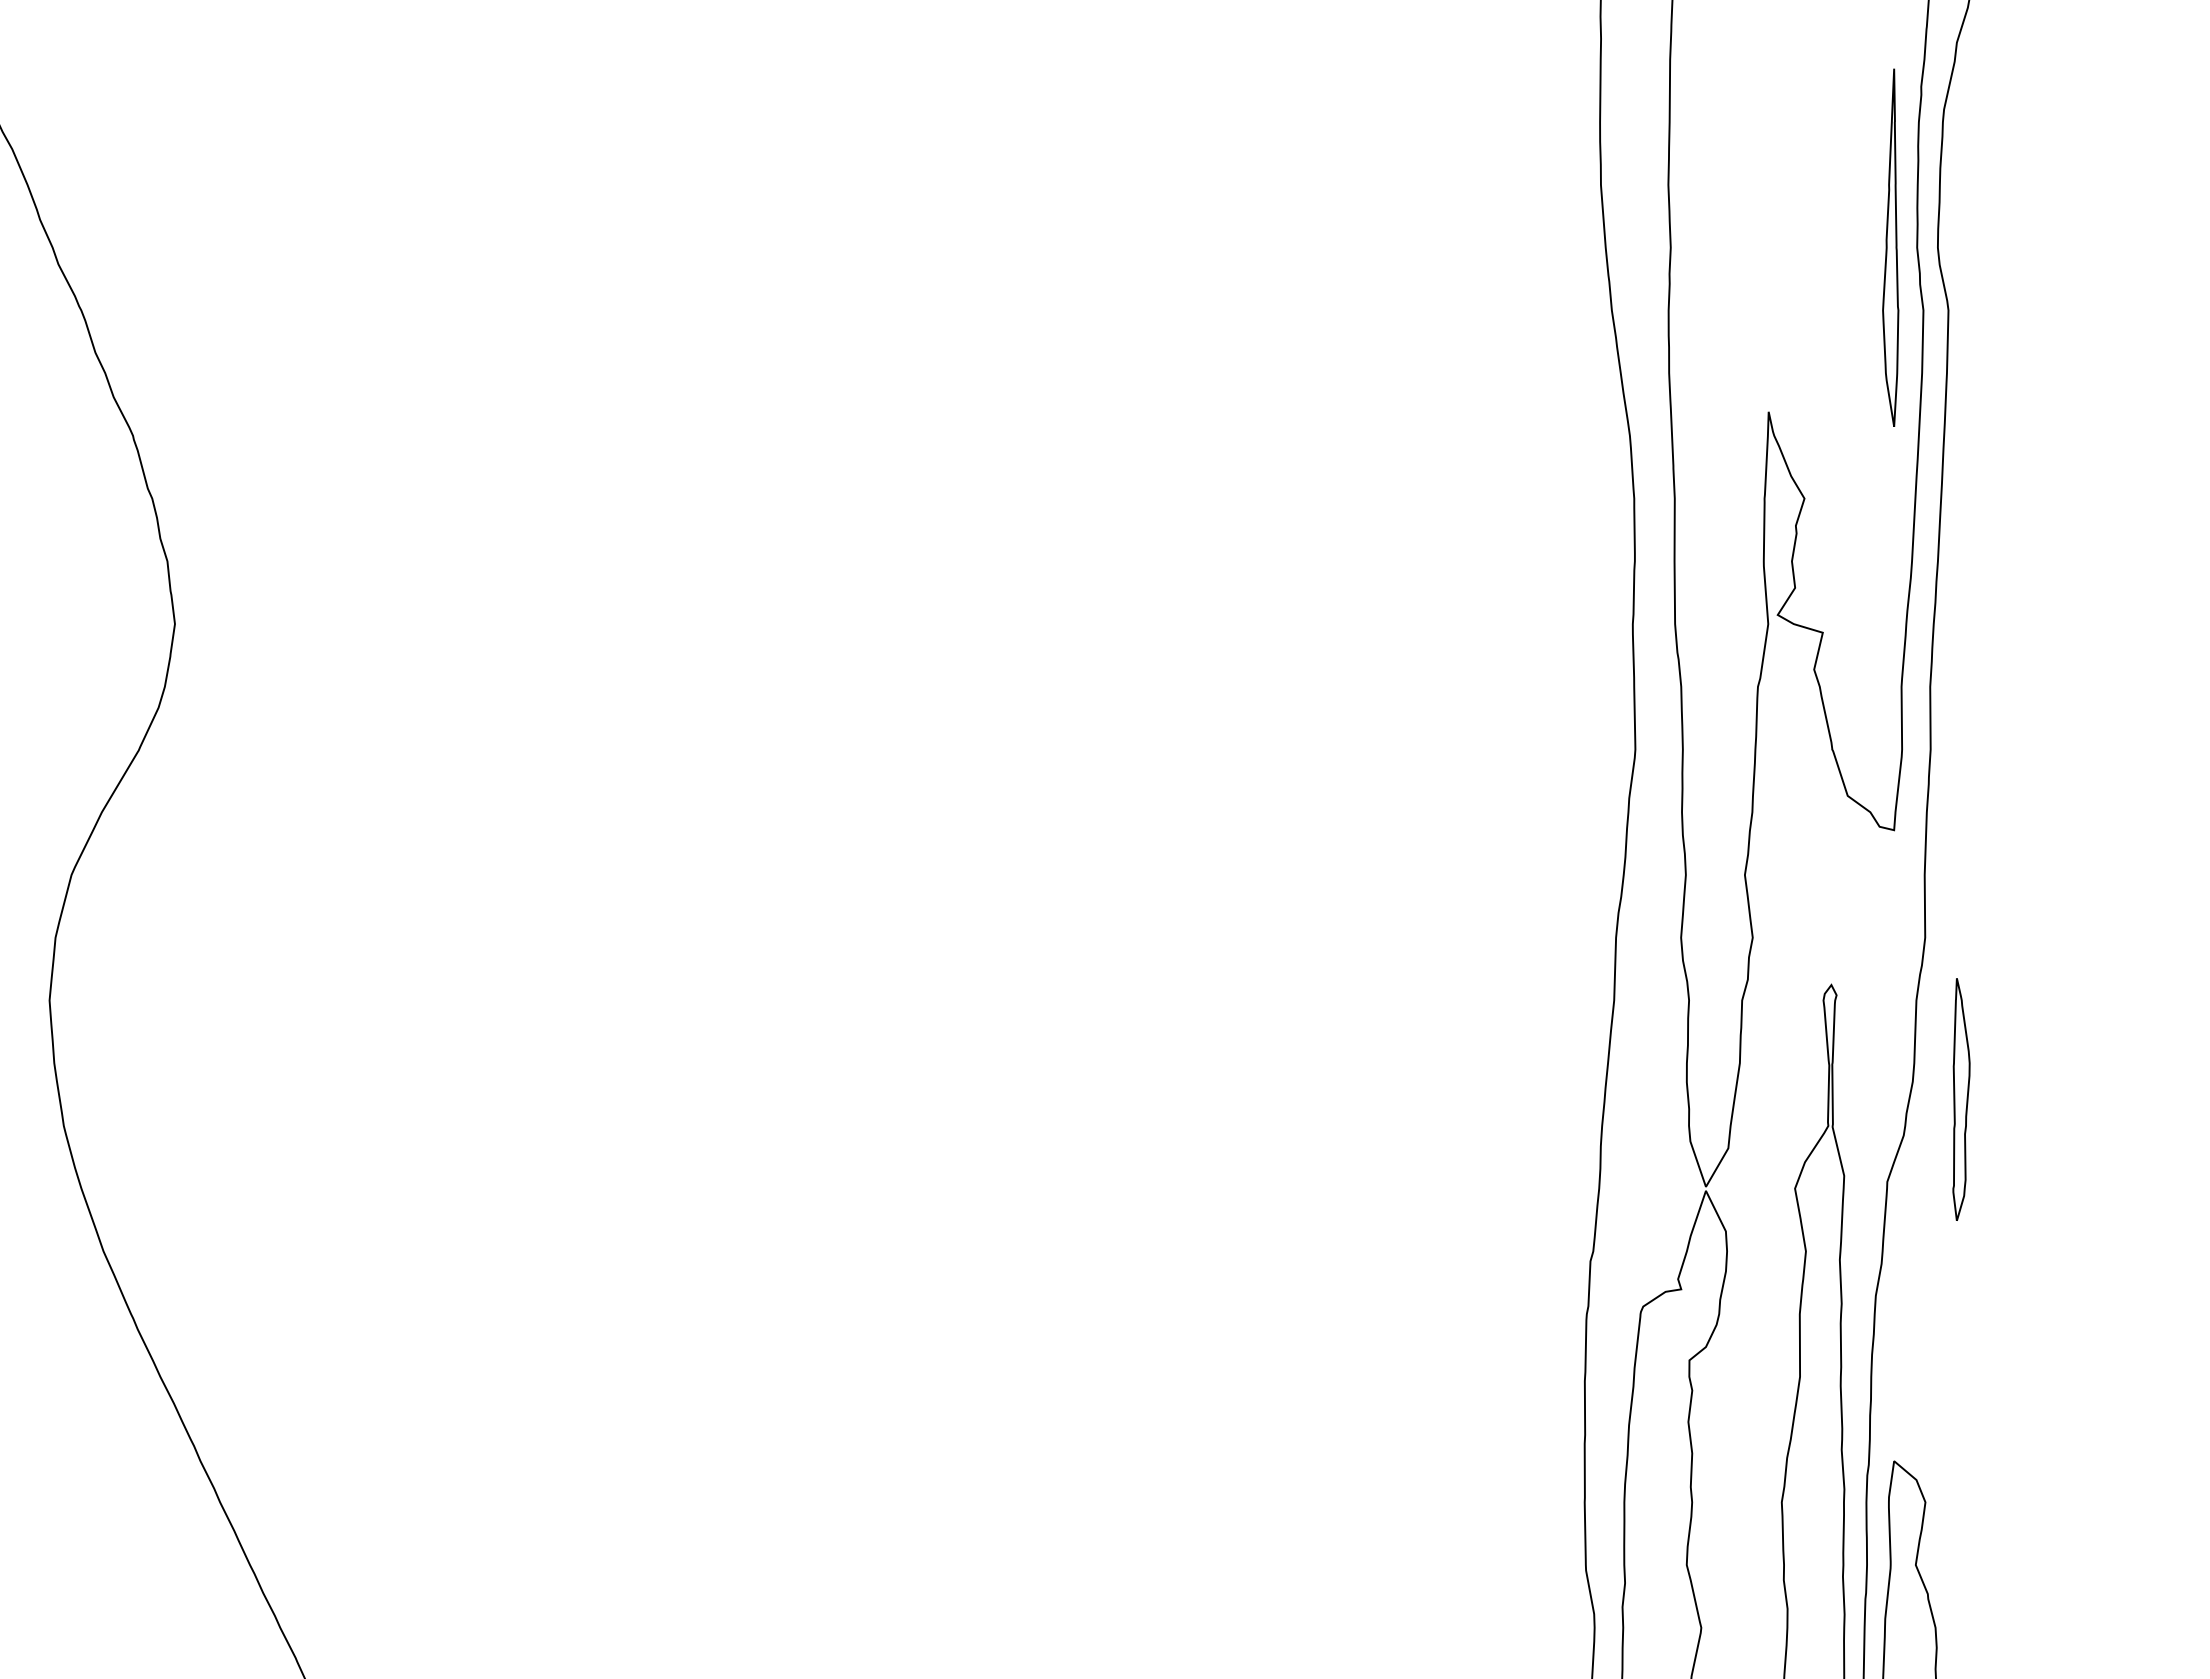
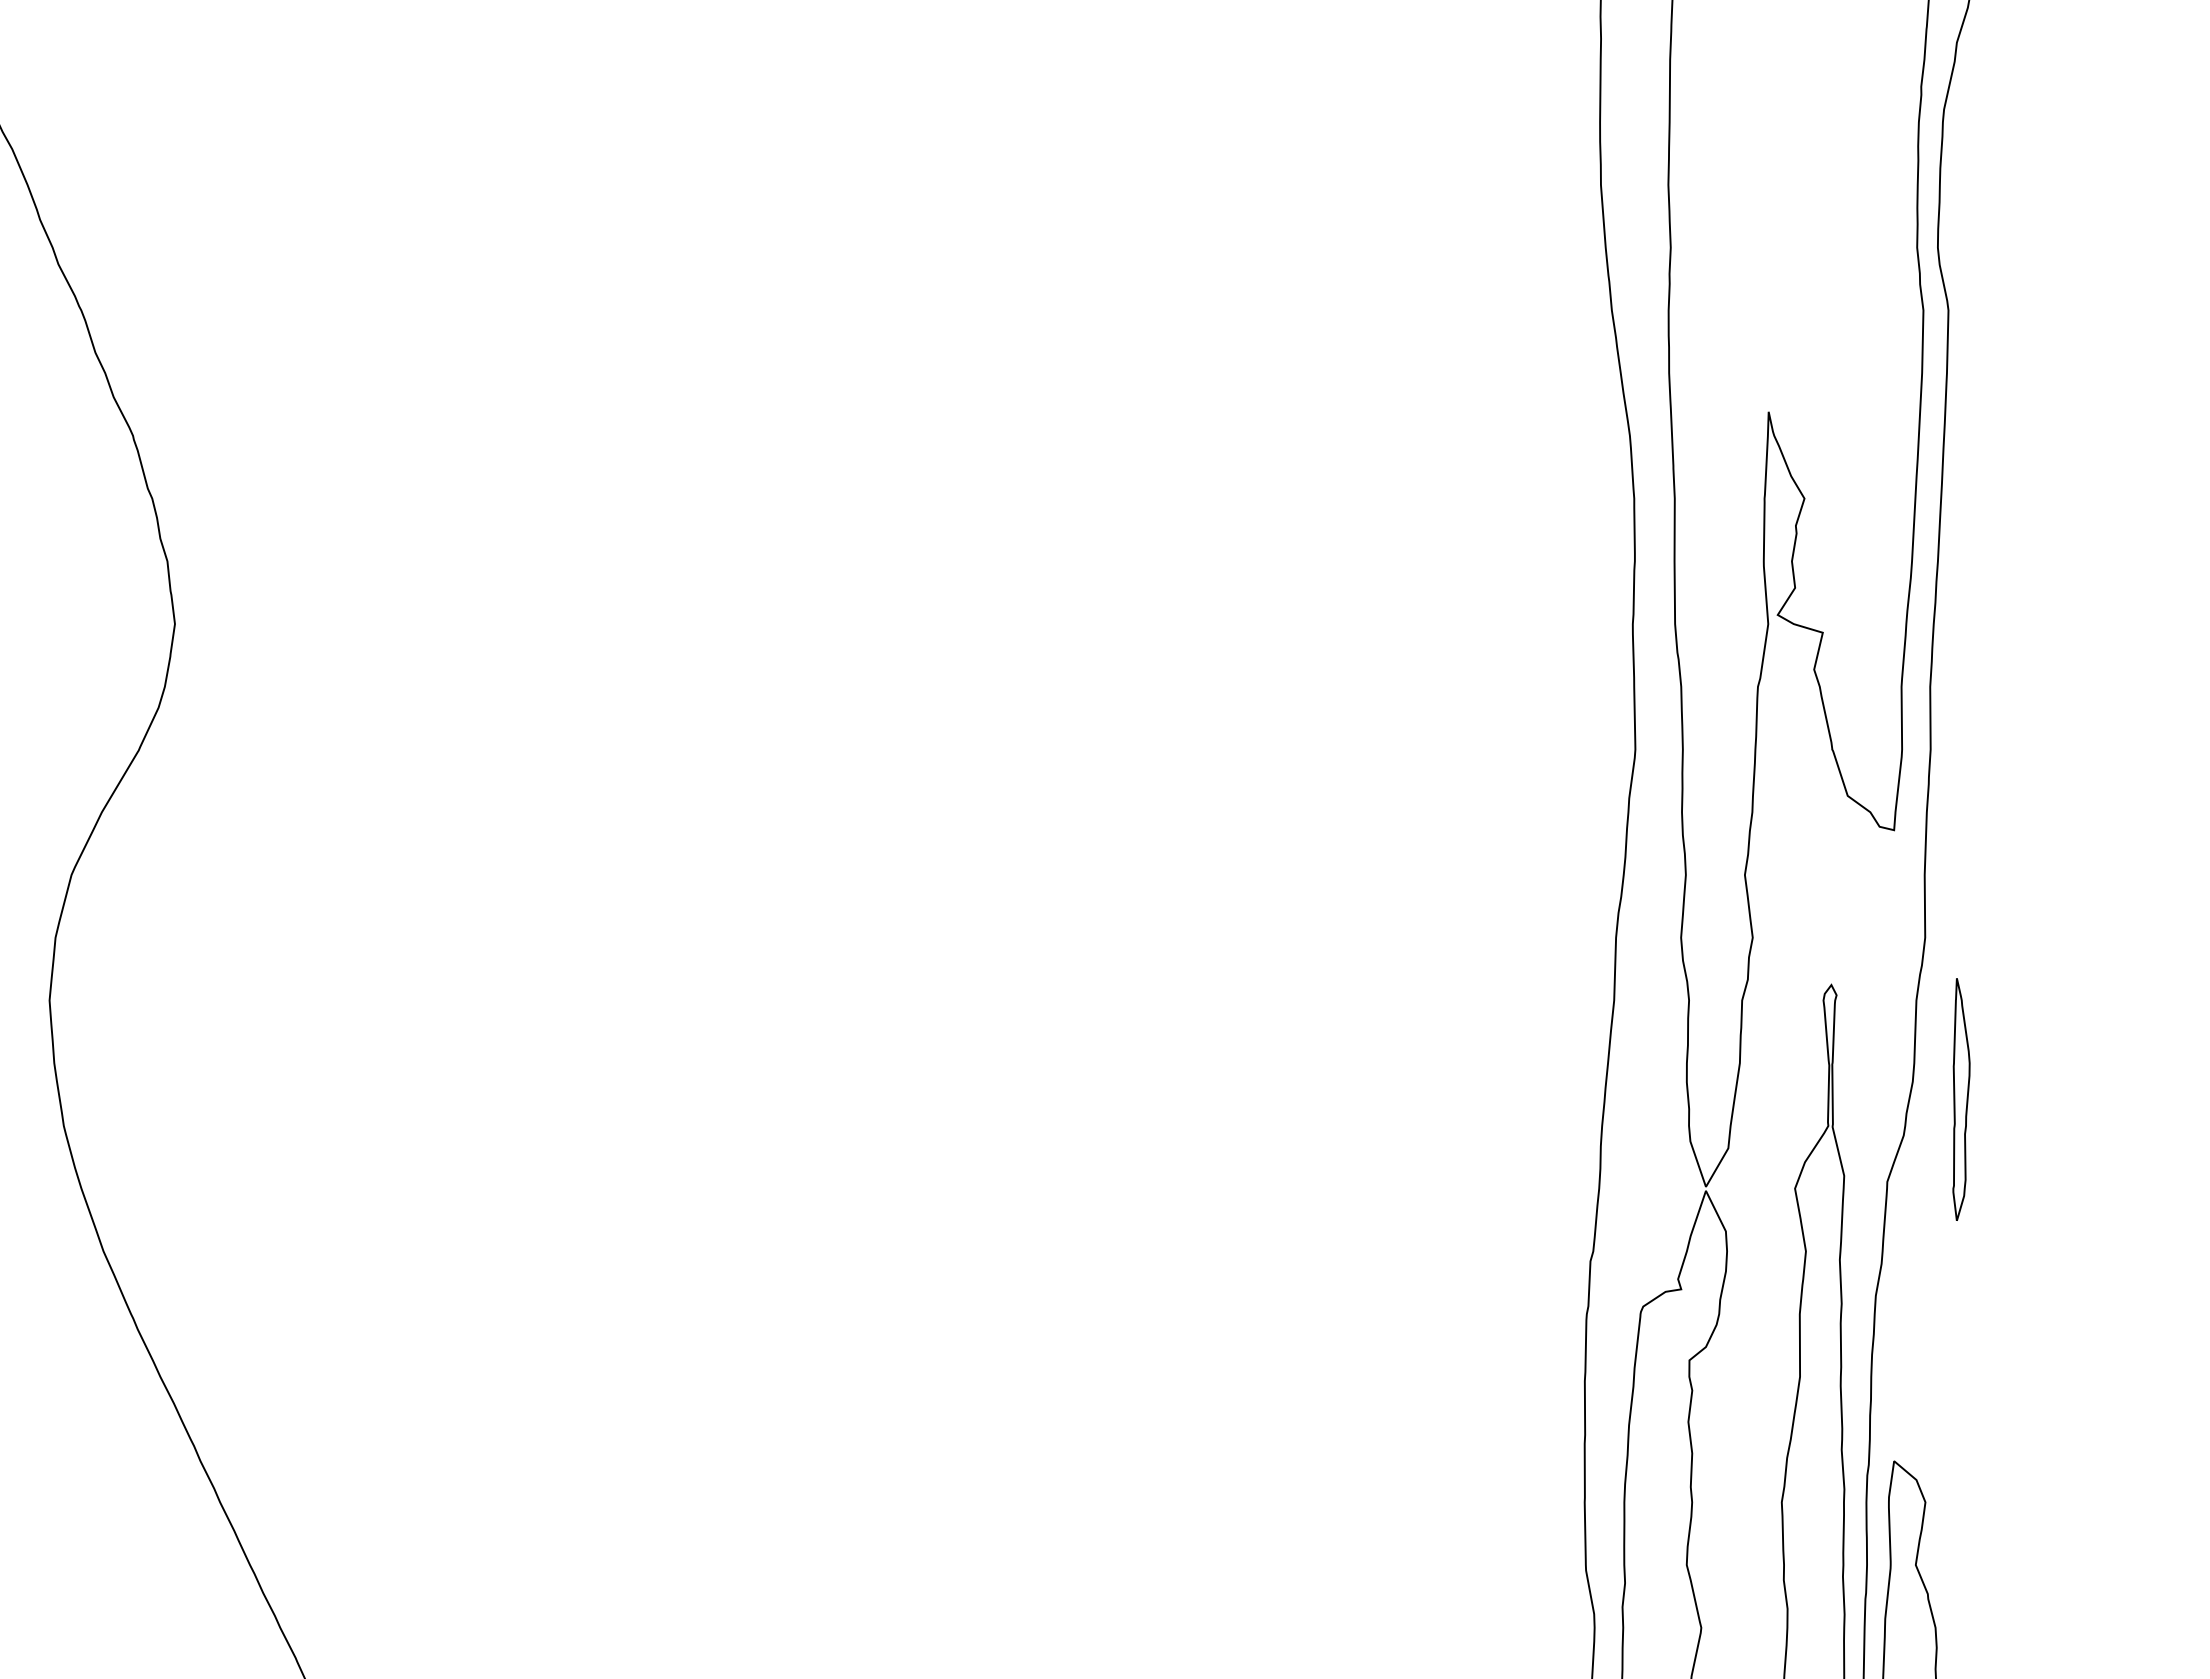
part: present -> none (1890, 247)
